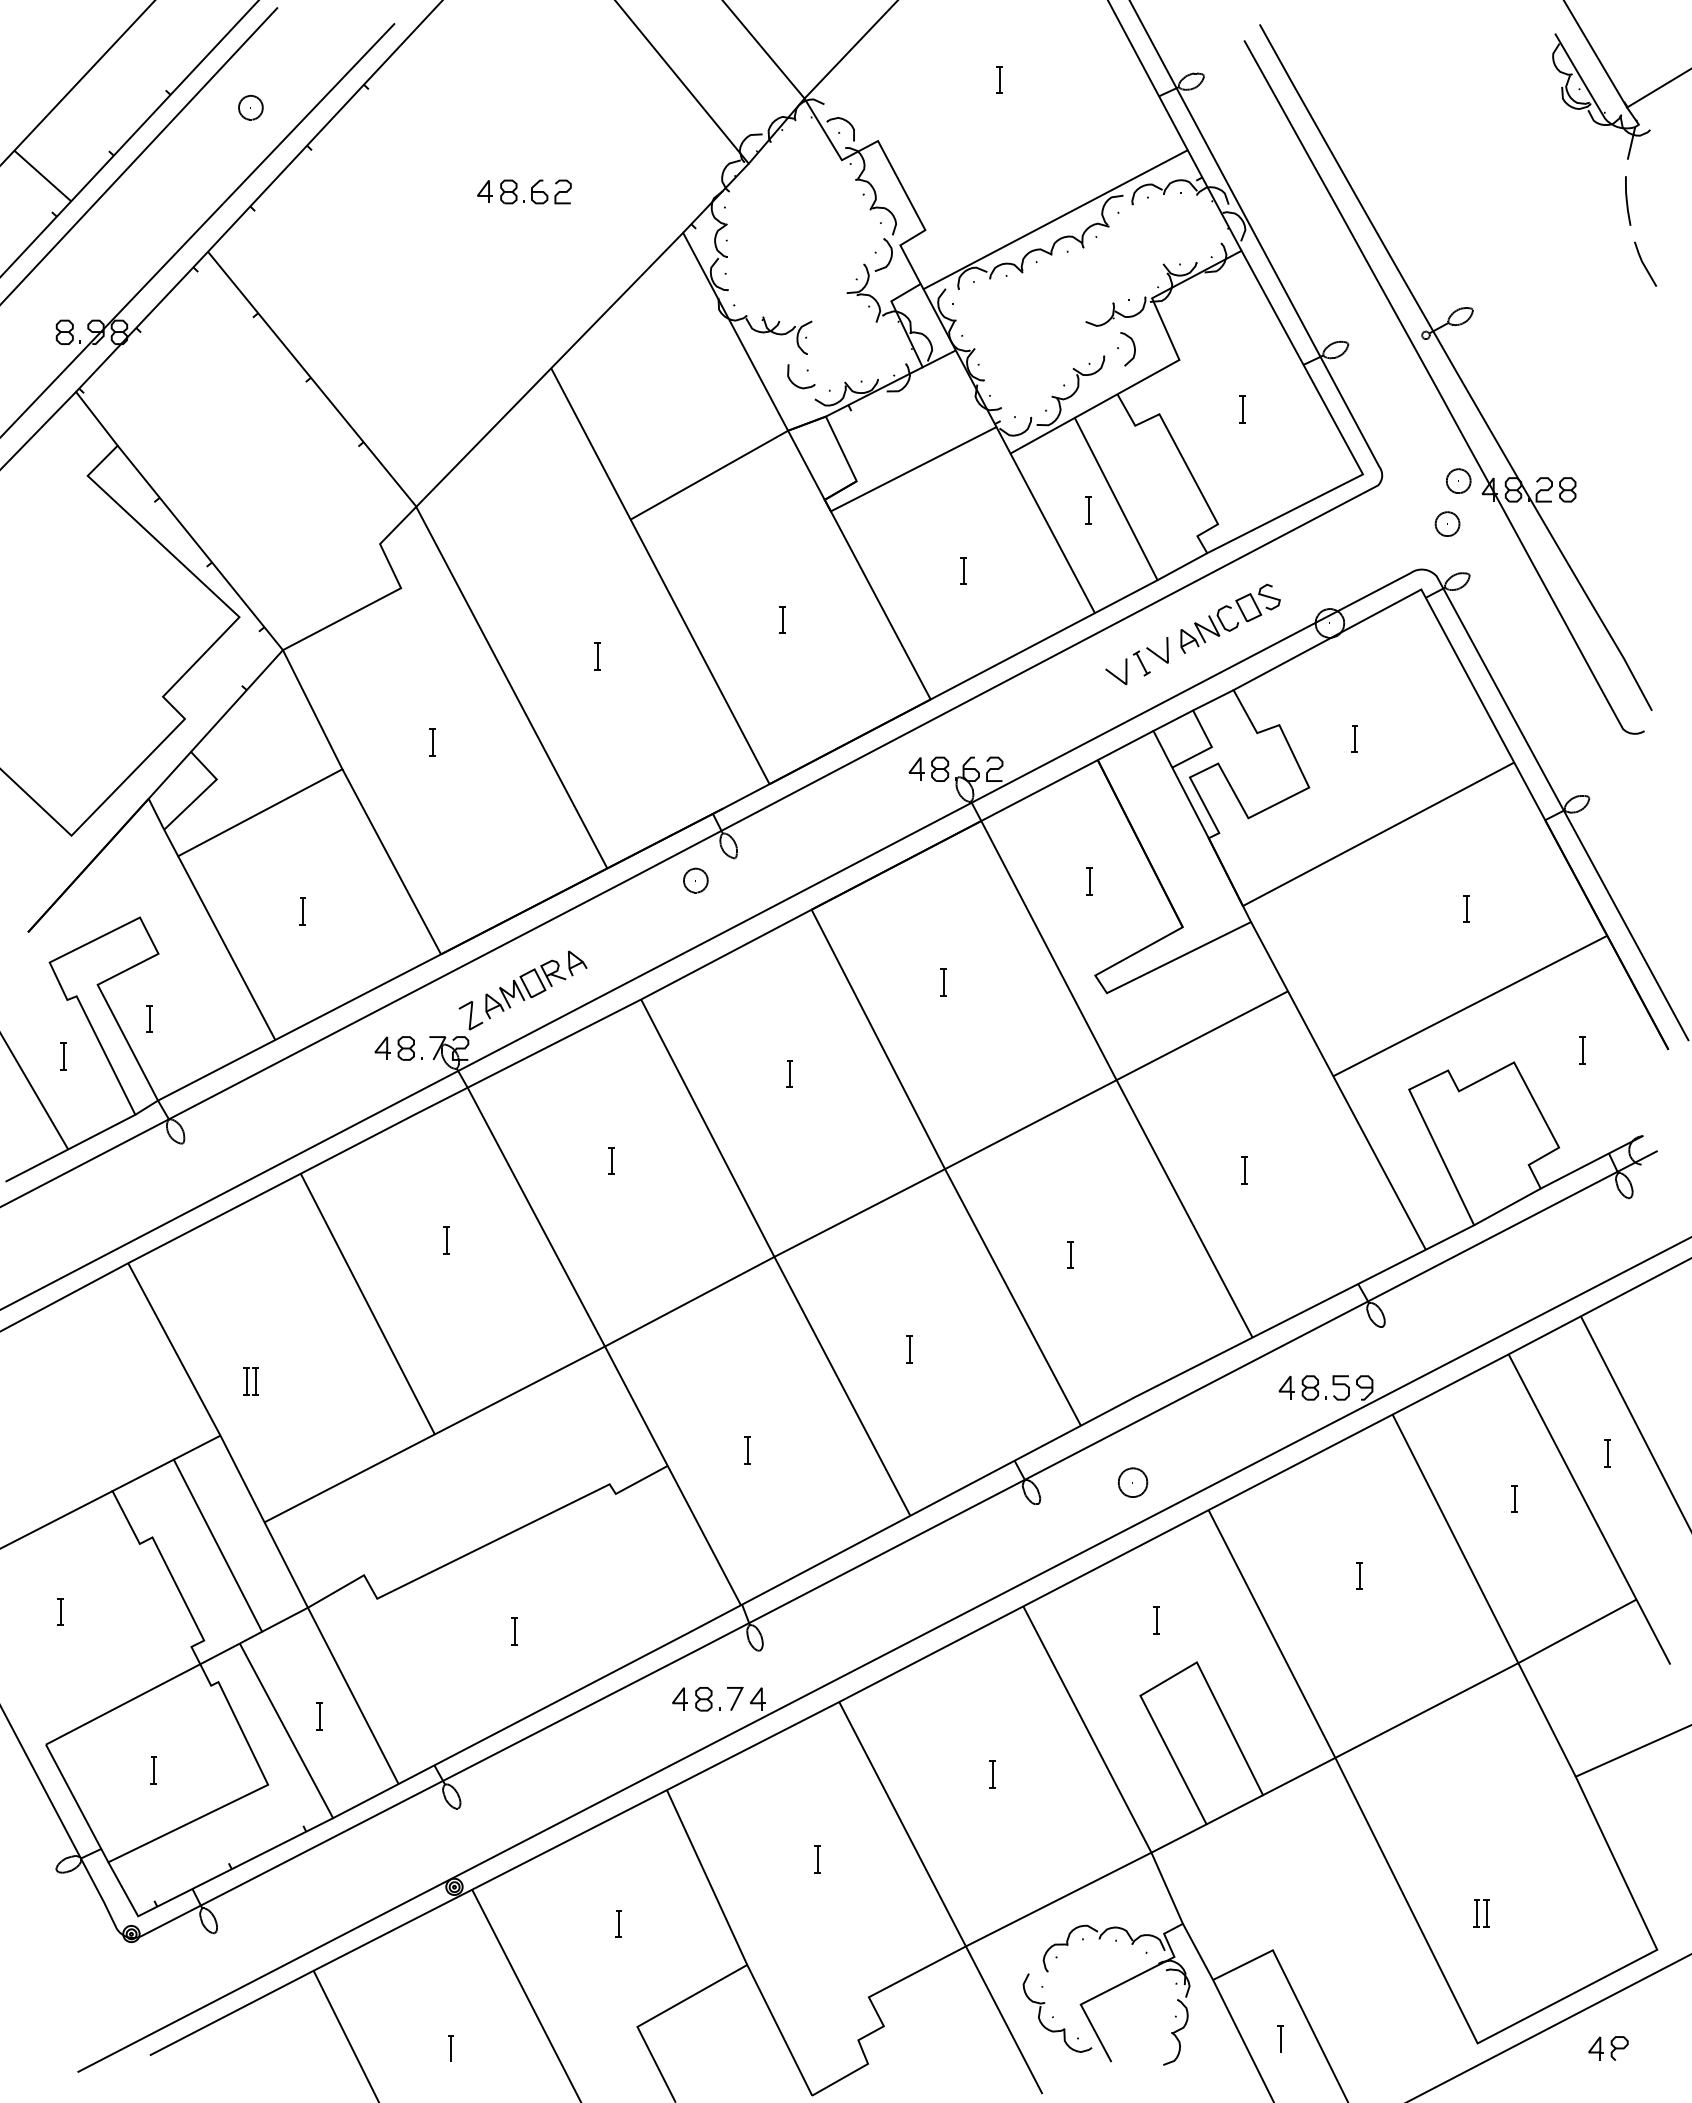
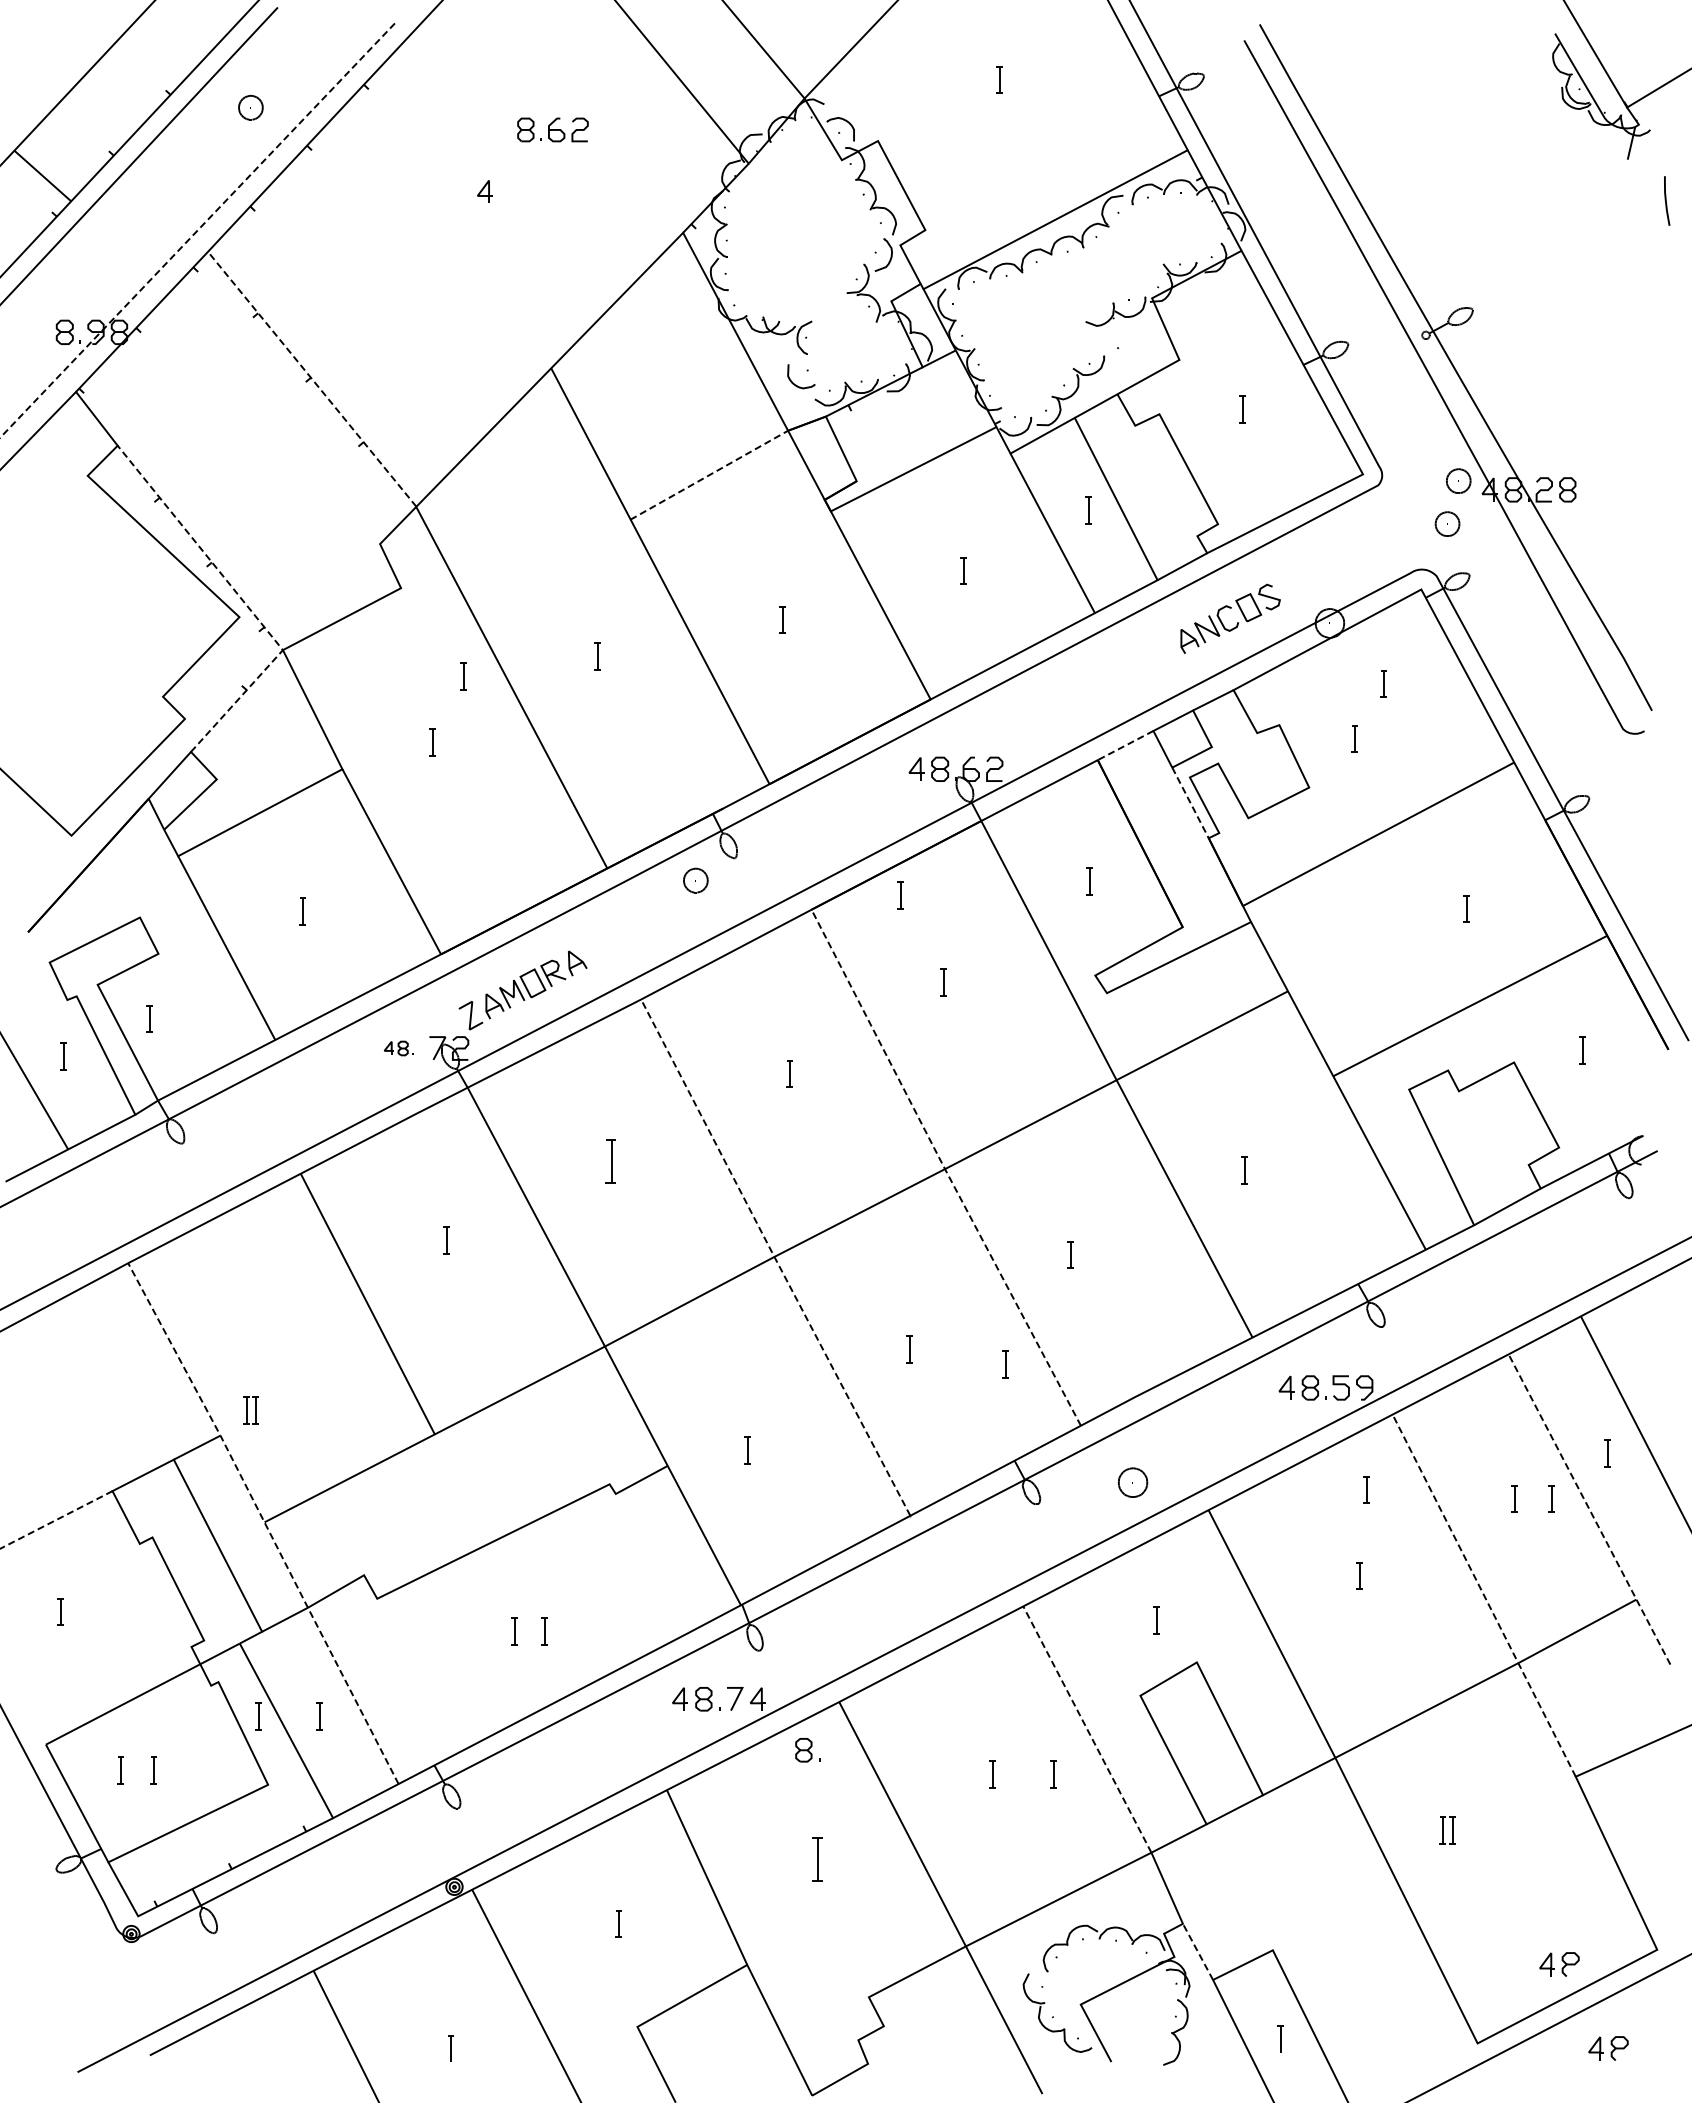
part position: (535, 191) -> (552, 129) (552, 129)
curve position: (1627, 200) -> (1666, 200) (1666, 200)
line: solid -> dashed (196, 231)
line: present -> none (1644, 263)
part: present -> none (1133, 347)
line: solid -> dashed (312, 379)
line: solid -> dashed (708, 475)
line: solid -> dashed (244, 601)
part: present -> none (1136, 661)
part: none -> present (463, 676)
part: none -> present (1383, 683)
line: solid -> dashed (1125, 745)
line: solid -> dashed (1190, 802)
part: none -> present (900, 895)
part size: 49x25 px -> 30x17 px (398, 1048)
part size: 7x28 px -> 11x45 px (610, 1161)
line: solid -> dashed (945, 1169)
line: solid -> dashed (775, 1258)
part: none -> present (1005, 1364)
part position: (250, 1381) -> (250, 1410) (250, 1410)
part: none -> present (1366, 1489)
part: none -> present (1551, 1498)
line: solid -> dashed (1589, 1509)
line: solid -> dashed (56, 1519)
line: solid -> dashed (264, 1522)
line: solid -> dashed (1484, 1596)
part: none -> present (544, 1631)
part: none -> present (258, 1716)
line: solid -> dashed (1087, 1729)
part: none -> present (807, 1750)
part: none -> present (120, 1770)
part: none -> present (1053, 1774)
part size: 7x29 px -> 11x45 px (817, 1859)
part position: (1481, 1913) -> (1447, 1830) (1447, 1830)
line: solid -> dashed (1198, 1951)
part: none -> present (1559, 1964)
